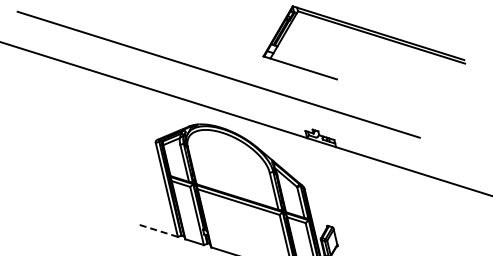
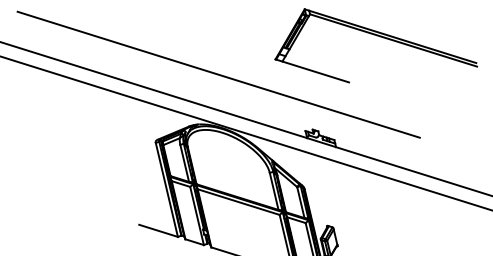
part position: (368, 34) -> (380, 37) (380, 37)
line: none -> present (245, 133)
line: dashed -> solid (158, 230)
